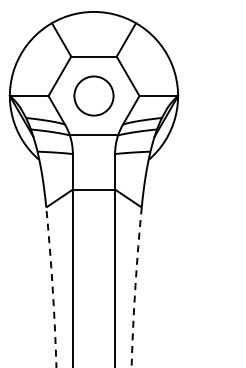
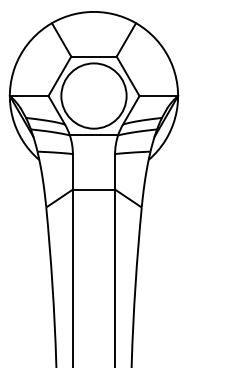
circle diameter: 39 px -> 65 px (93, 95)
arc: dashed -> solid (52, 287)
arc: dashed -> solid (135, 287)
